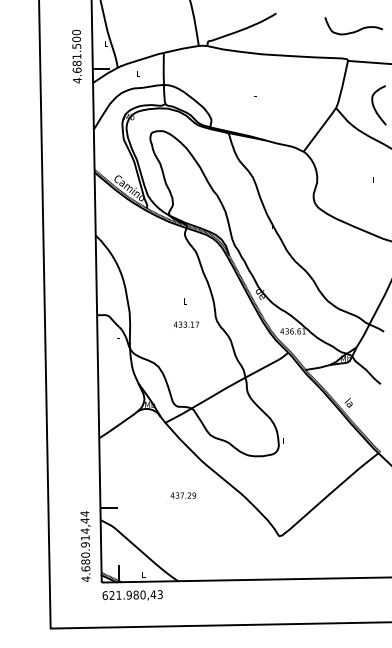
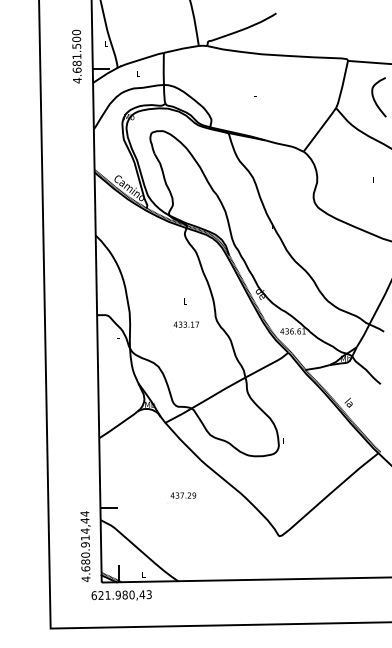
part: present -> none (353, 26)
curve position: (374, 105) -> (374, 97) (374, 97)
text position: (132, 595) -> (121, 595) (121, 595)
